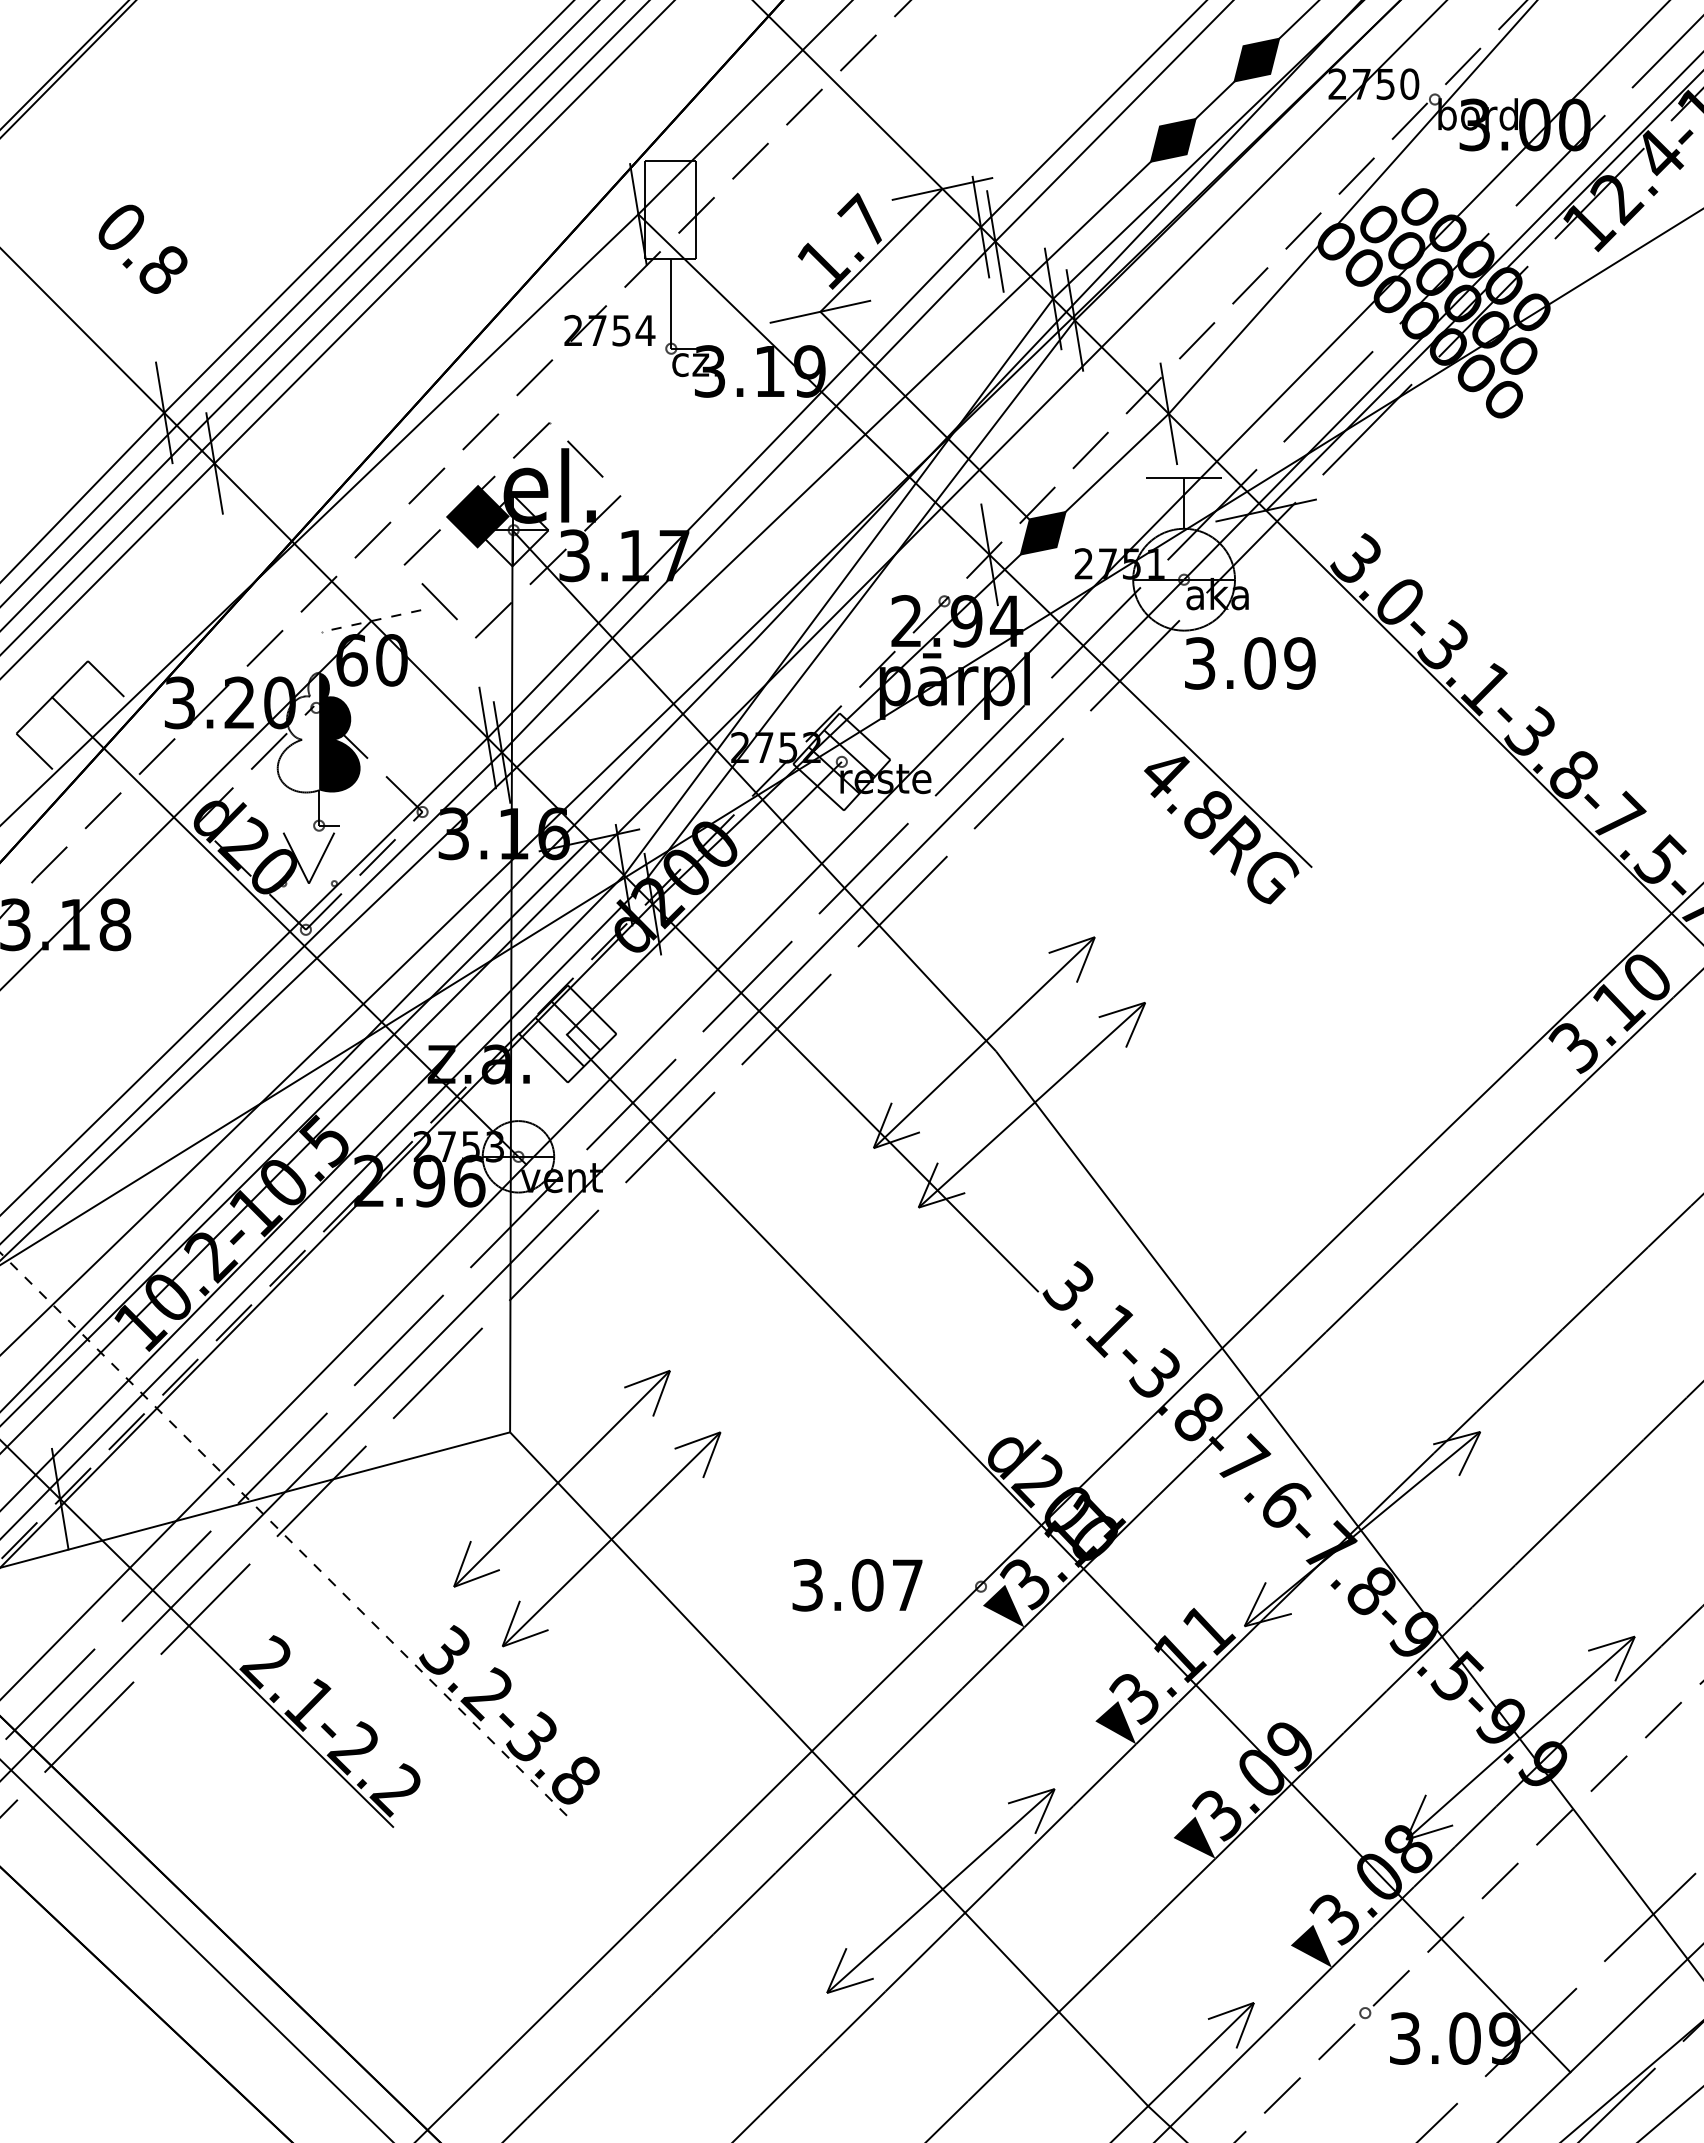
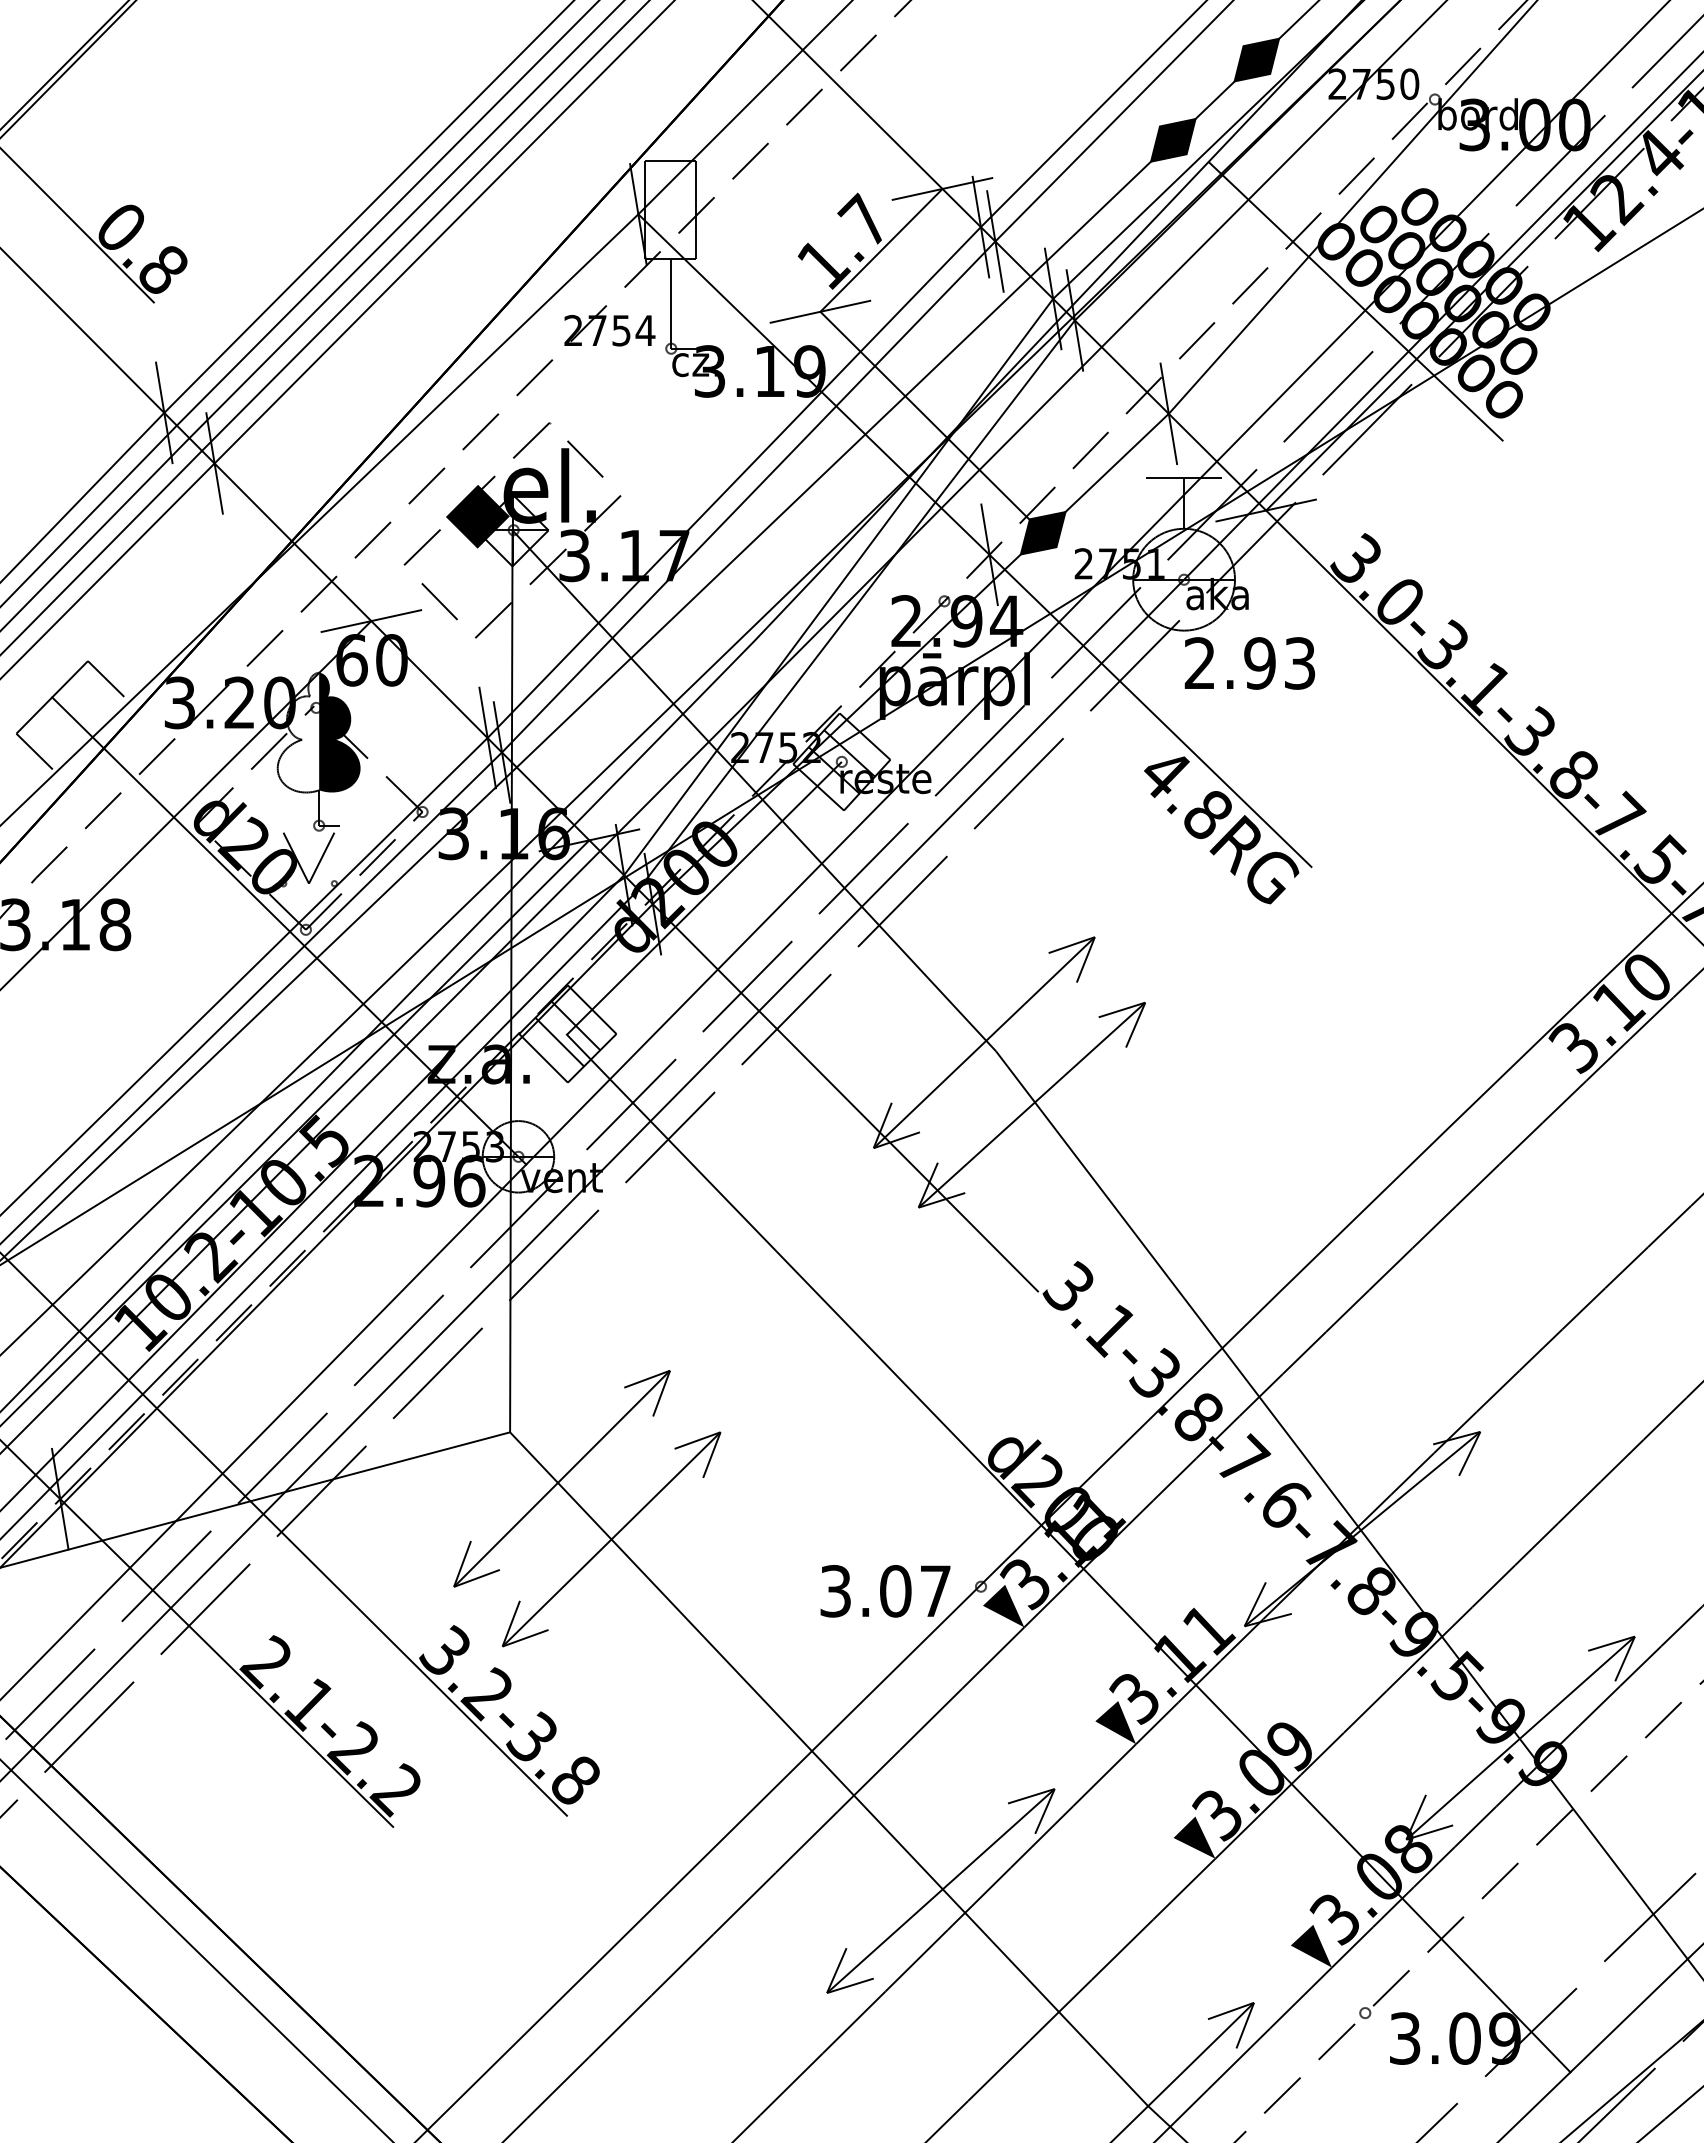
line: none -> present (77, 226)
line: none -> present (1355, 301)
line: dashed -> solid (371, 621)
text: 3.09 -> 2.93 (1249, 663)
line: dashed -> solid (283, 1533)
text position: (857, 1585) -> (885, 1591) (885, 1591)
